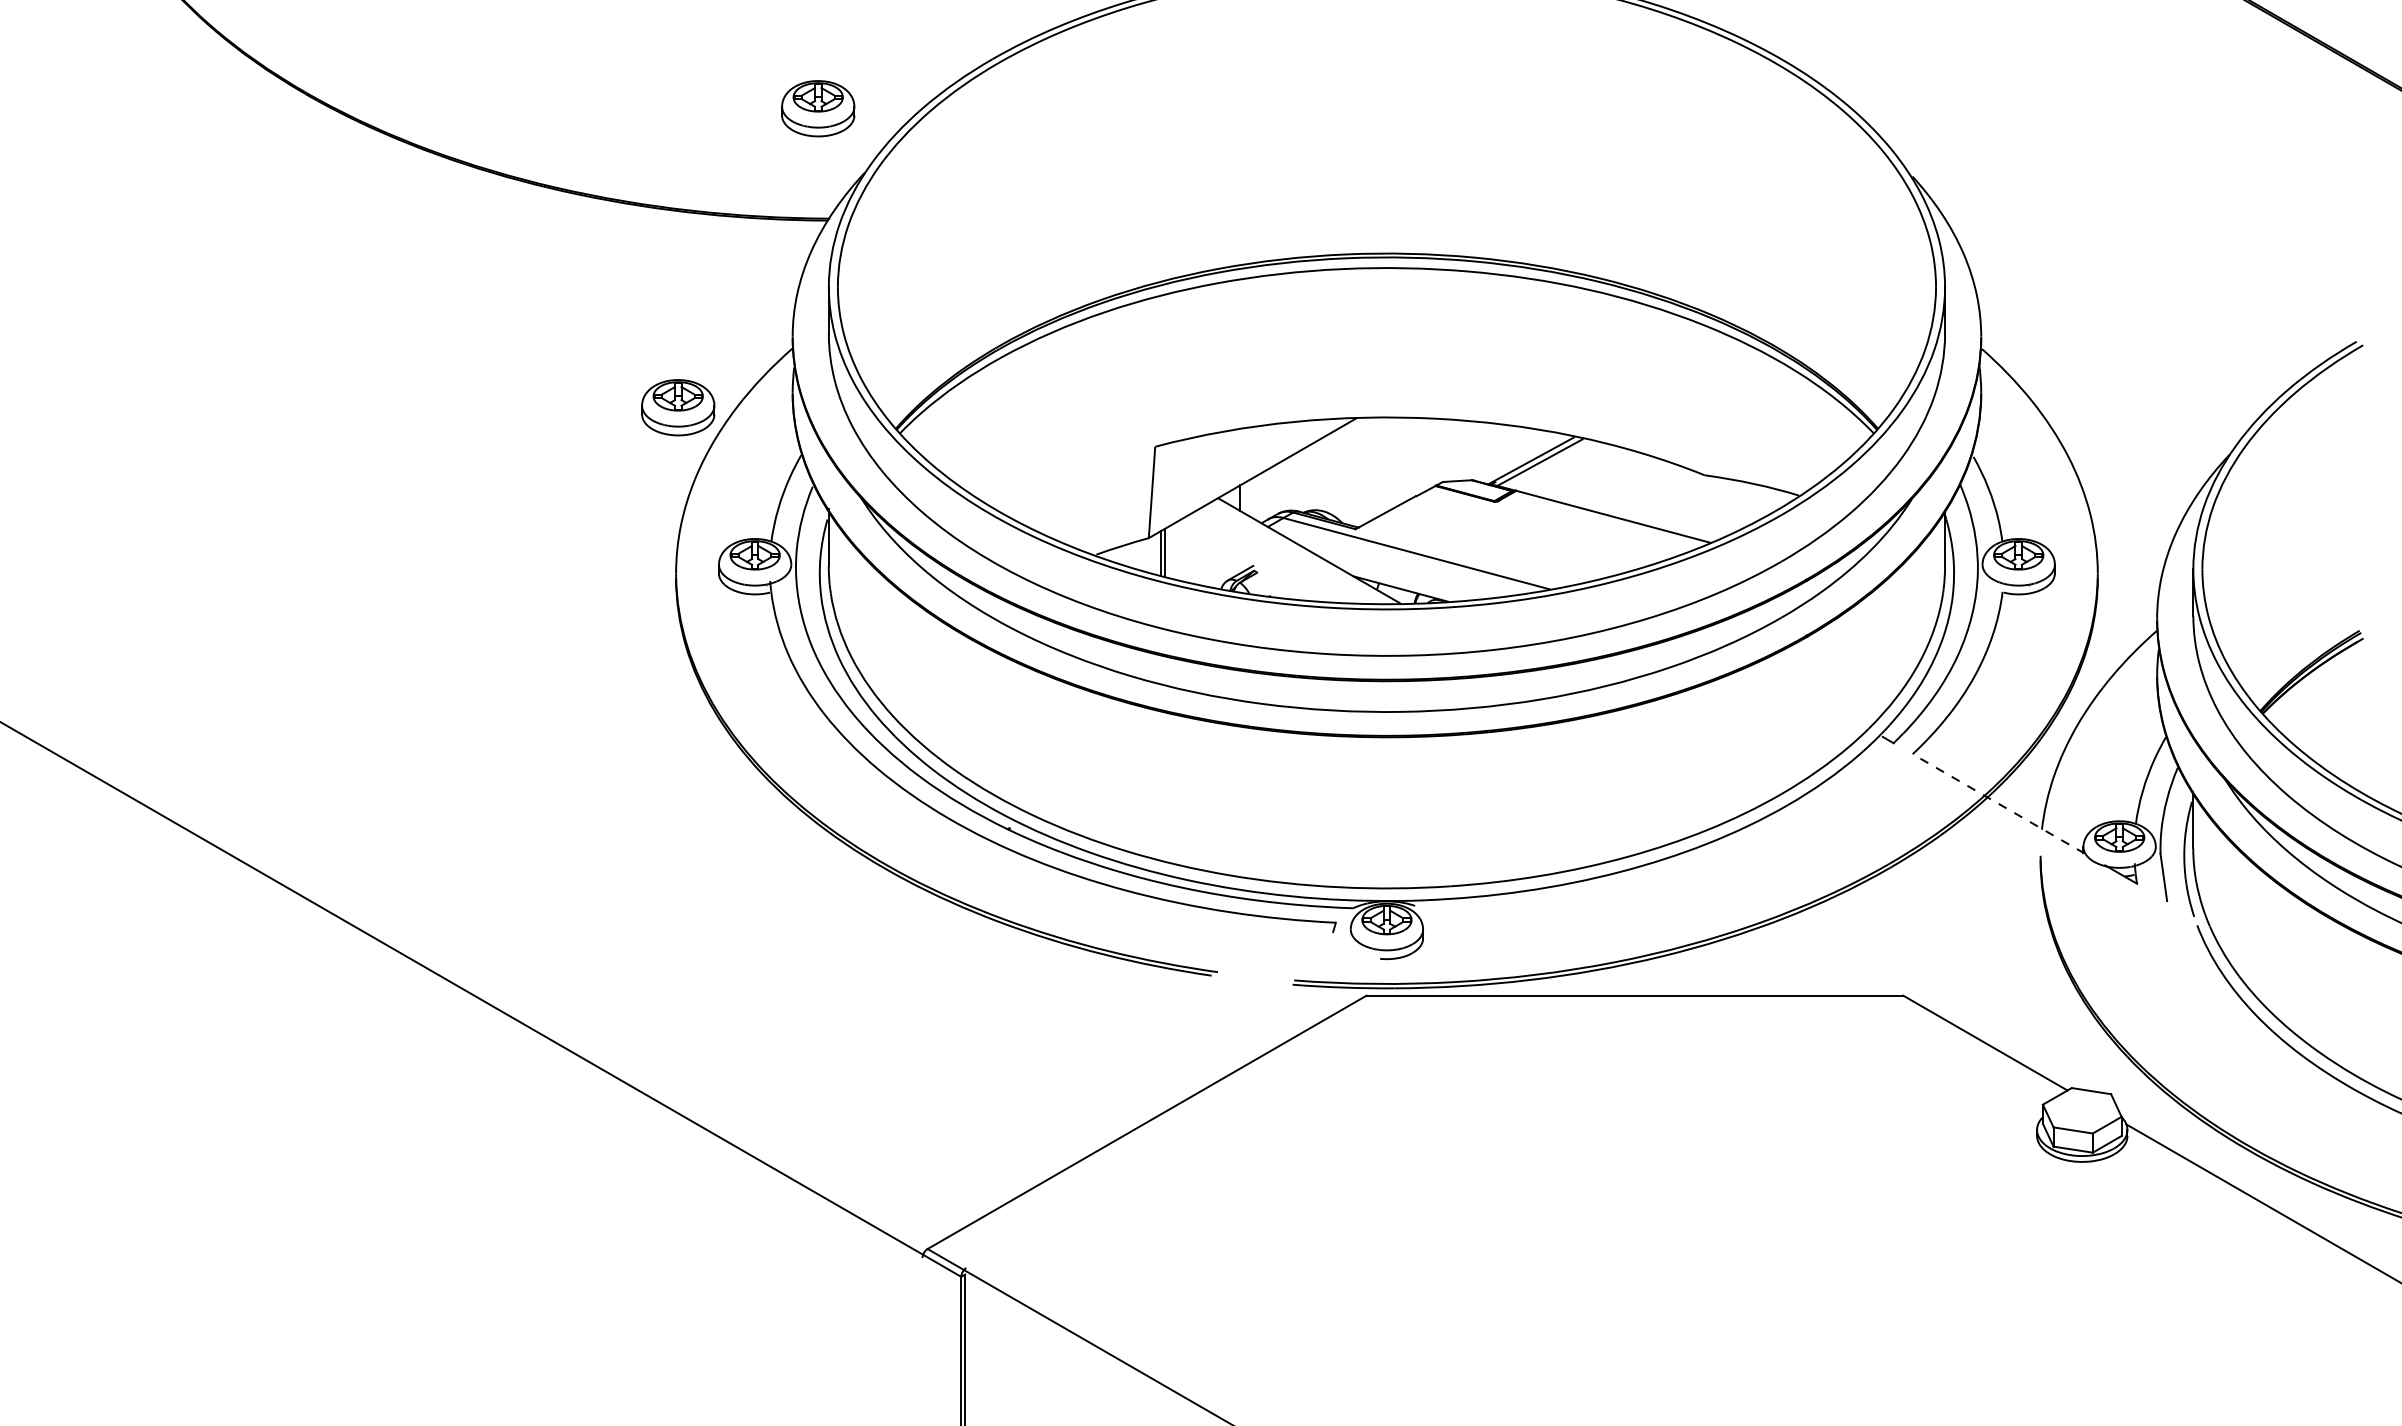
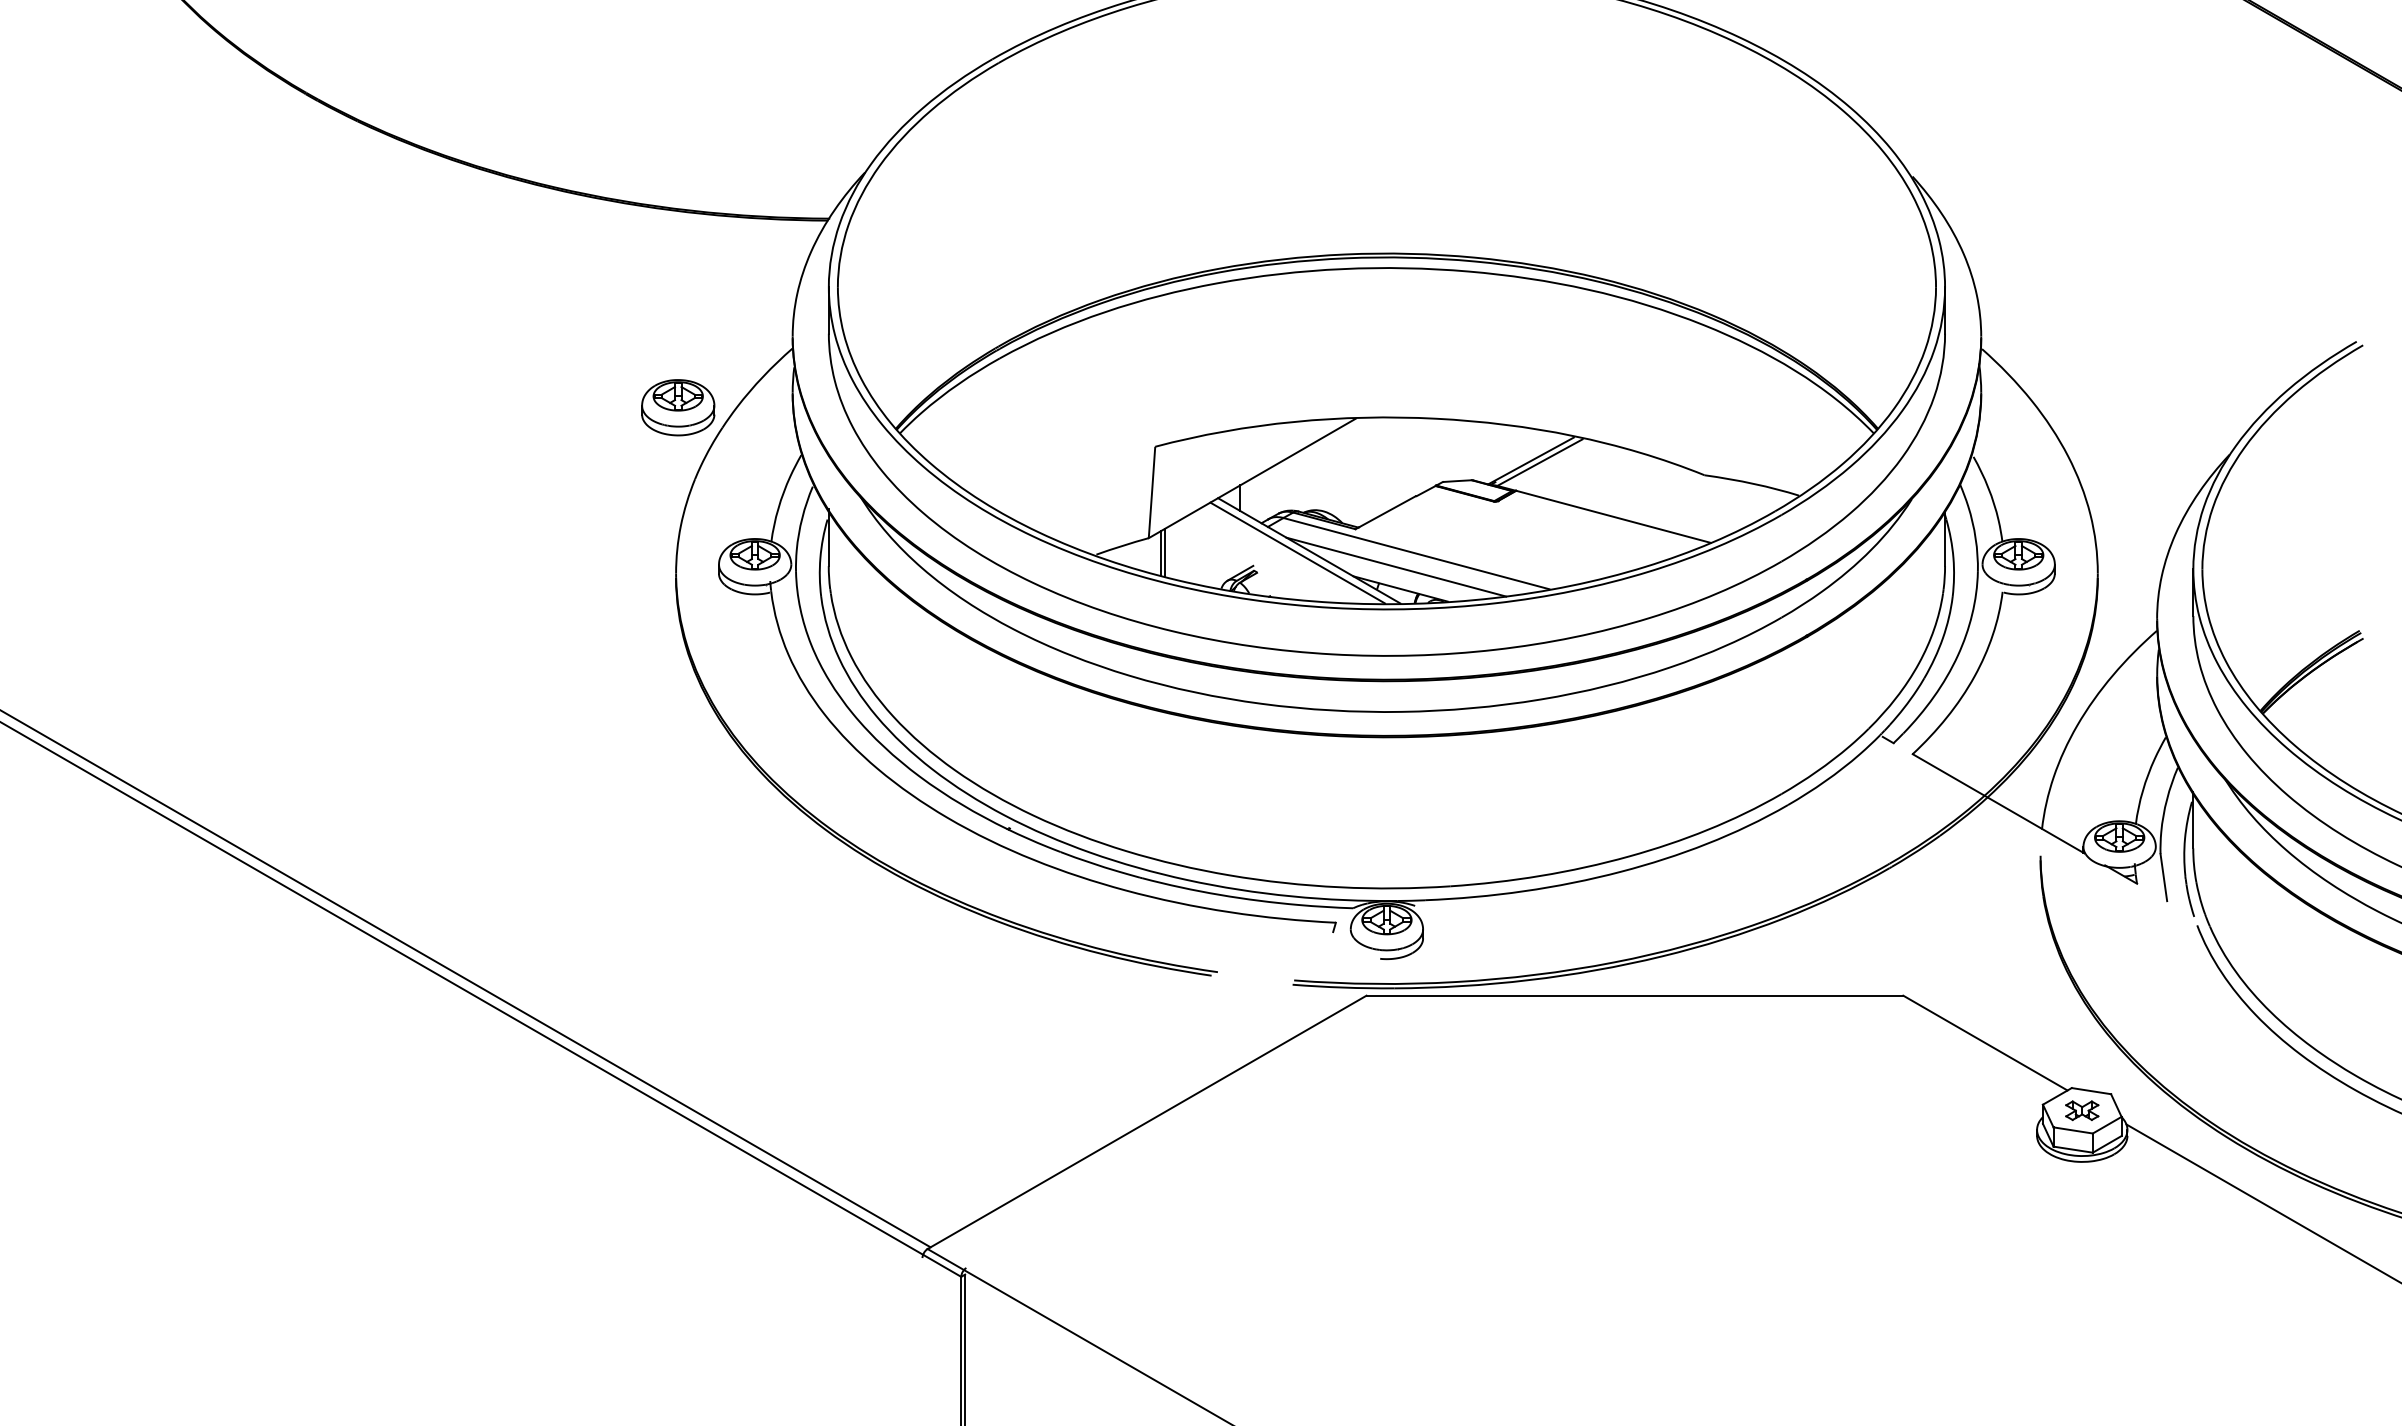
part: present -> none (818, 108)
line: none -> present (1297, 552)
line: none -> present (1396, 566)
line: dashed -> solid (1998, 803)
line: none -> present (466, 979)
part: none -> present (2082, 1110)
